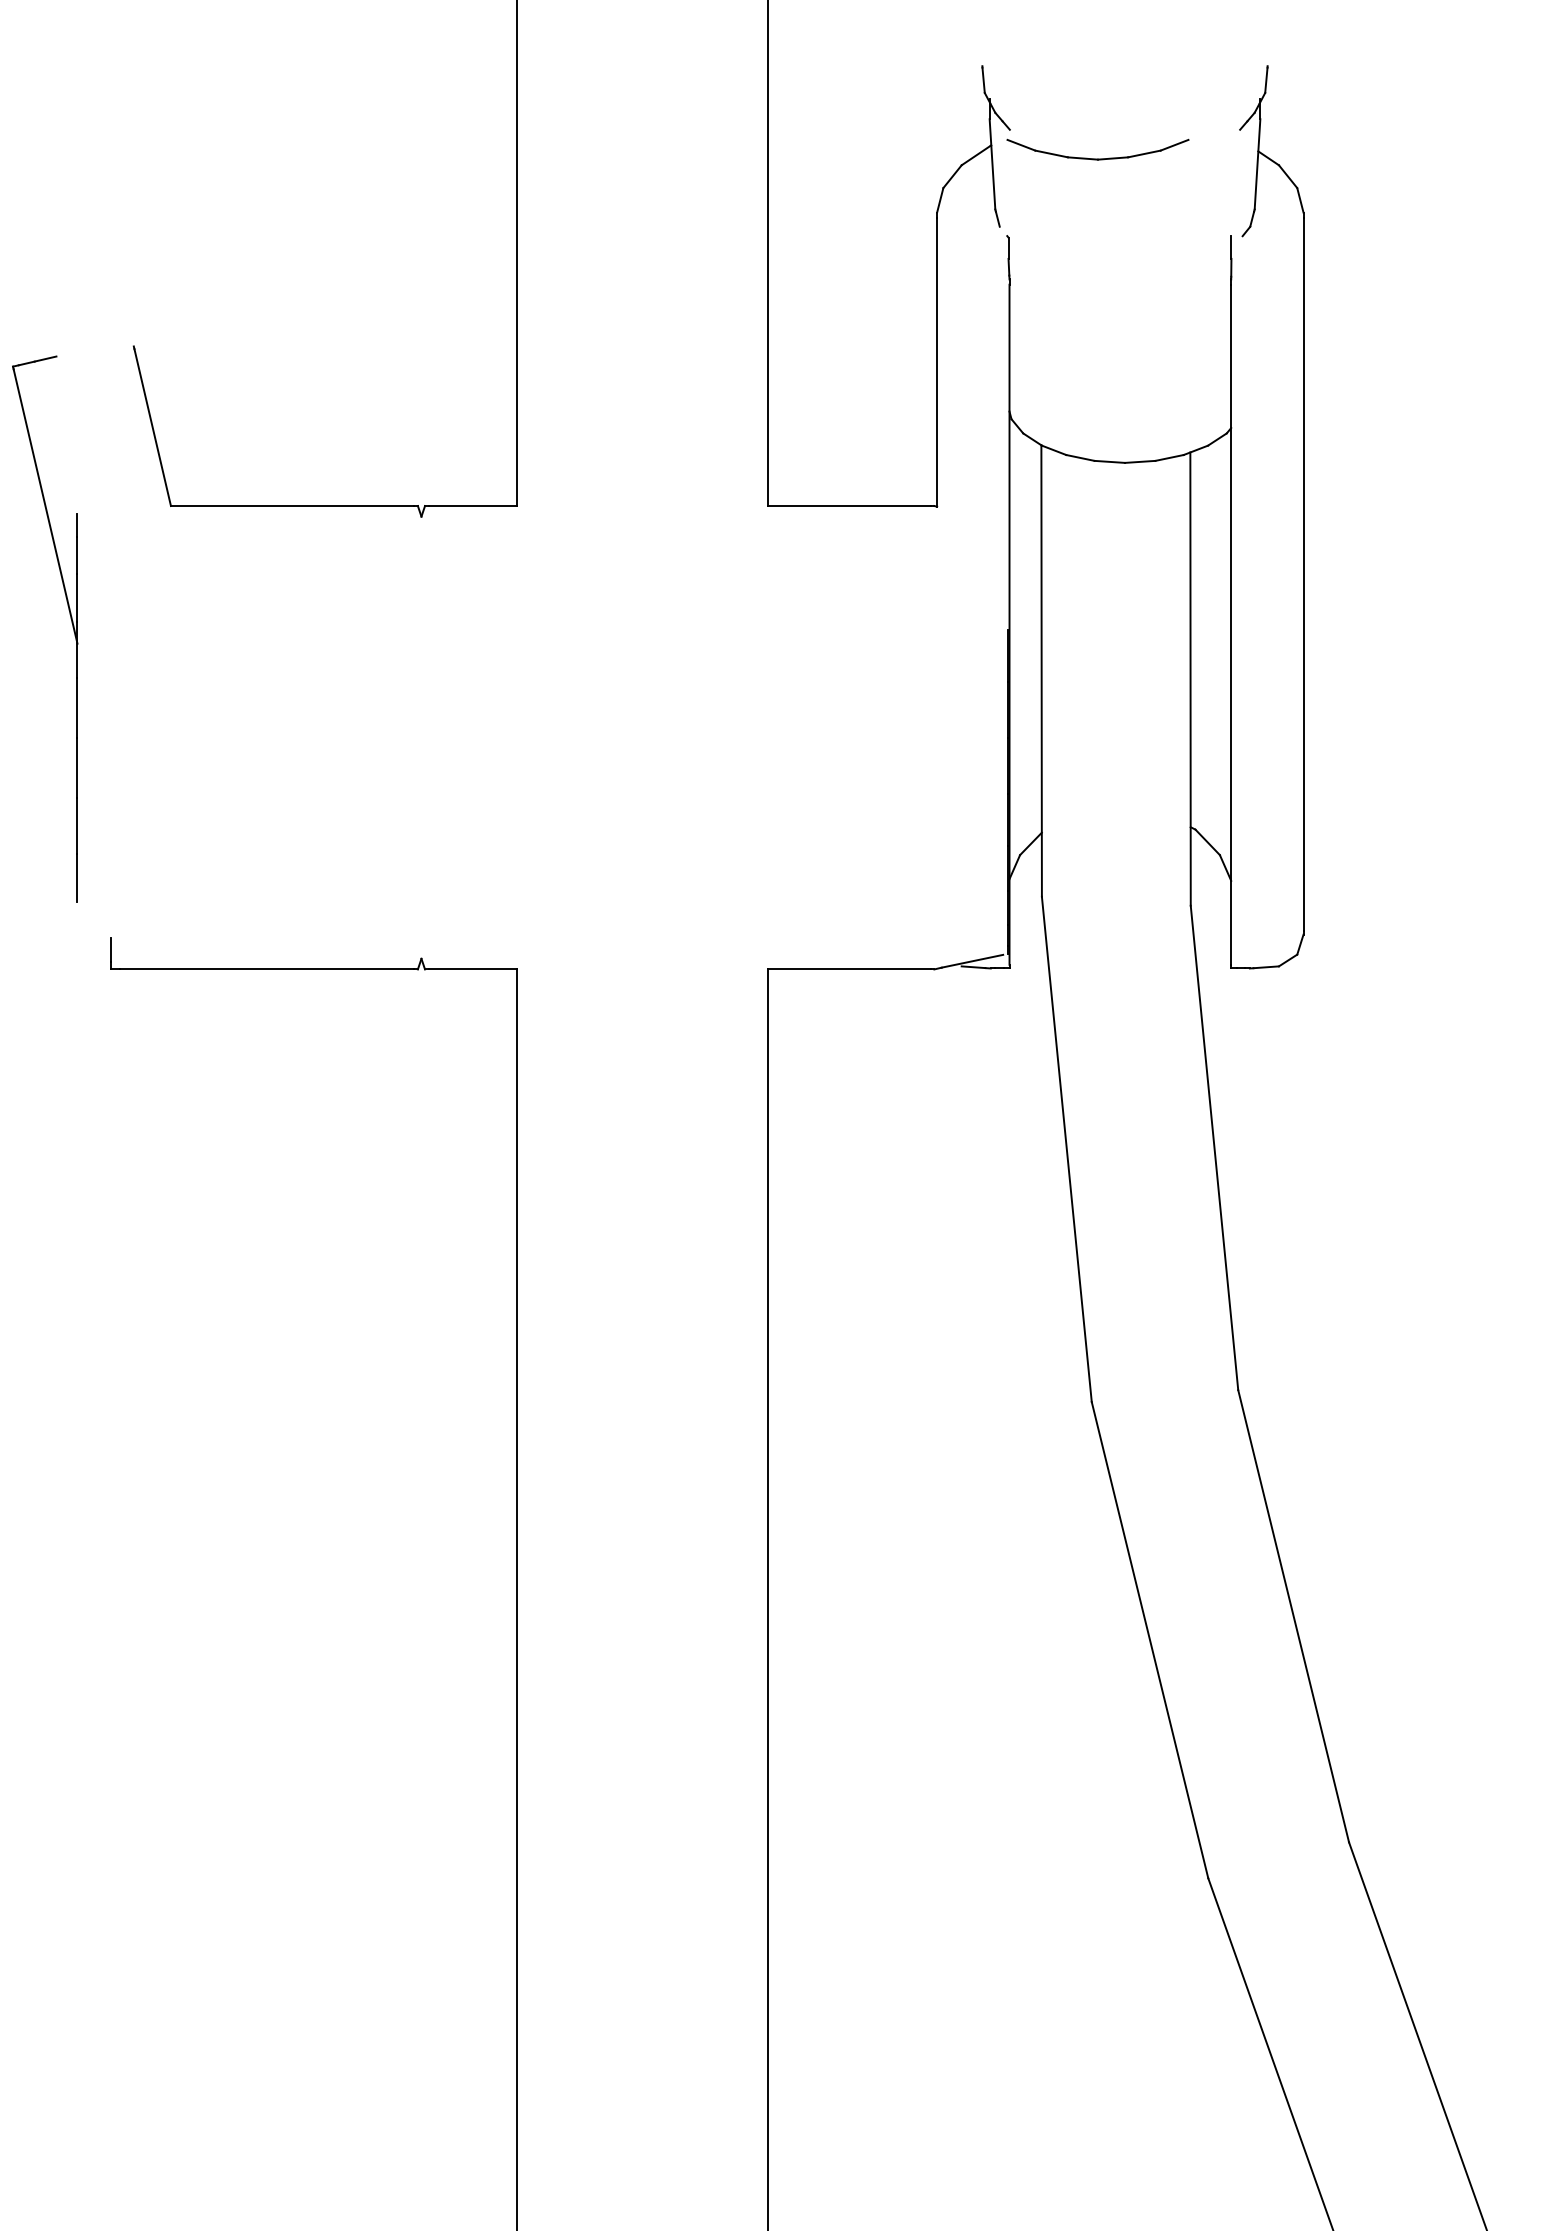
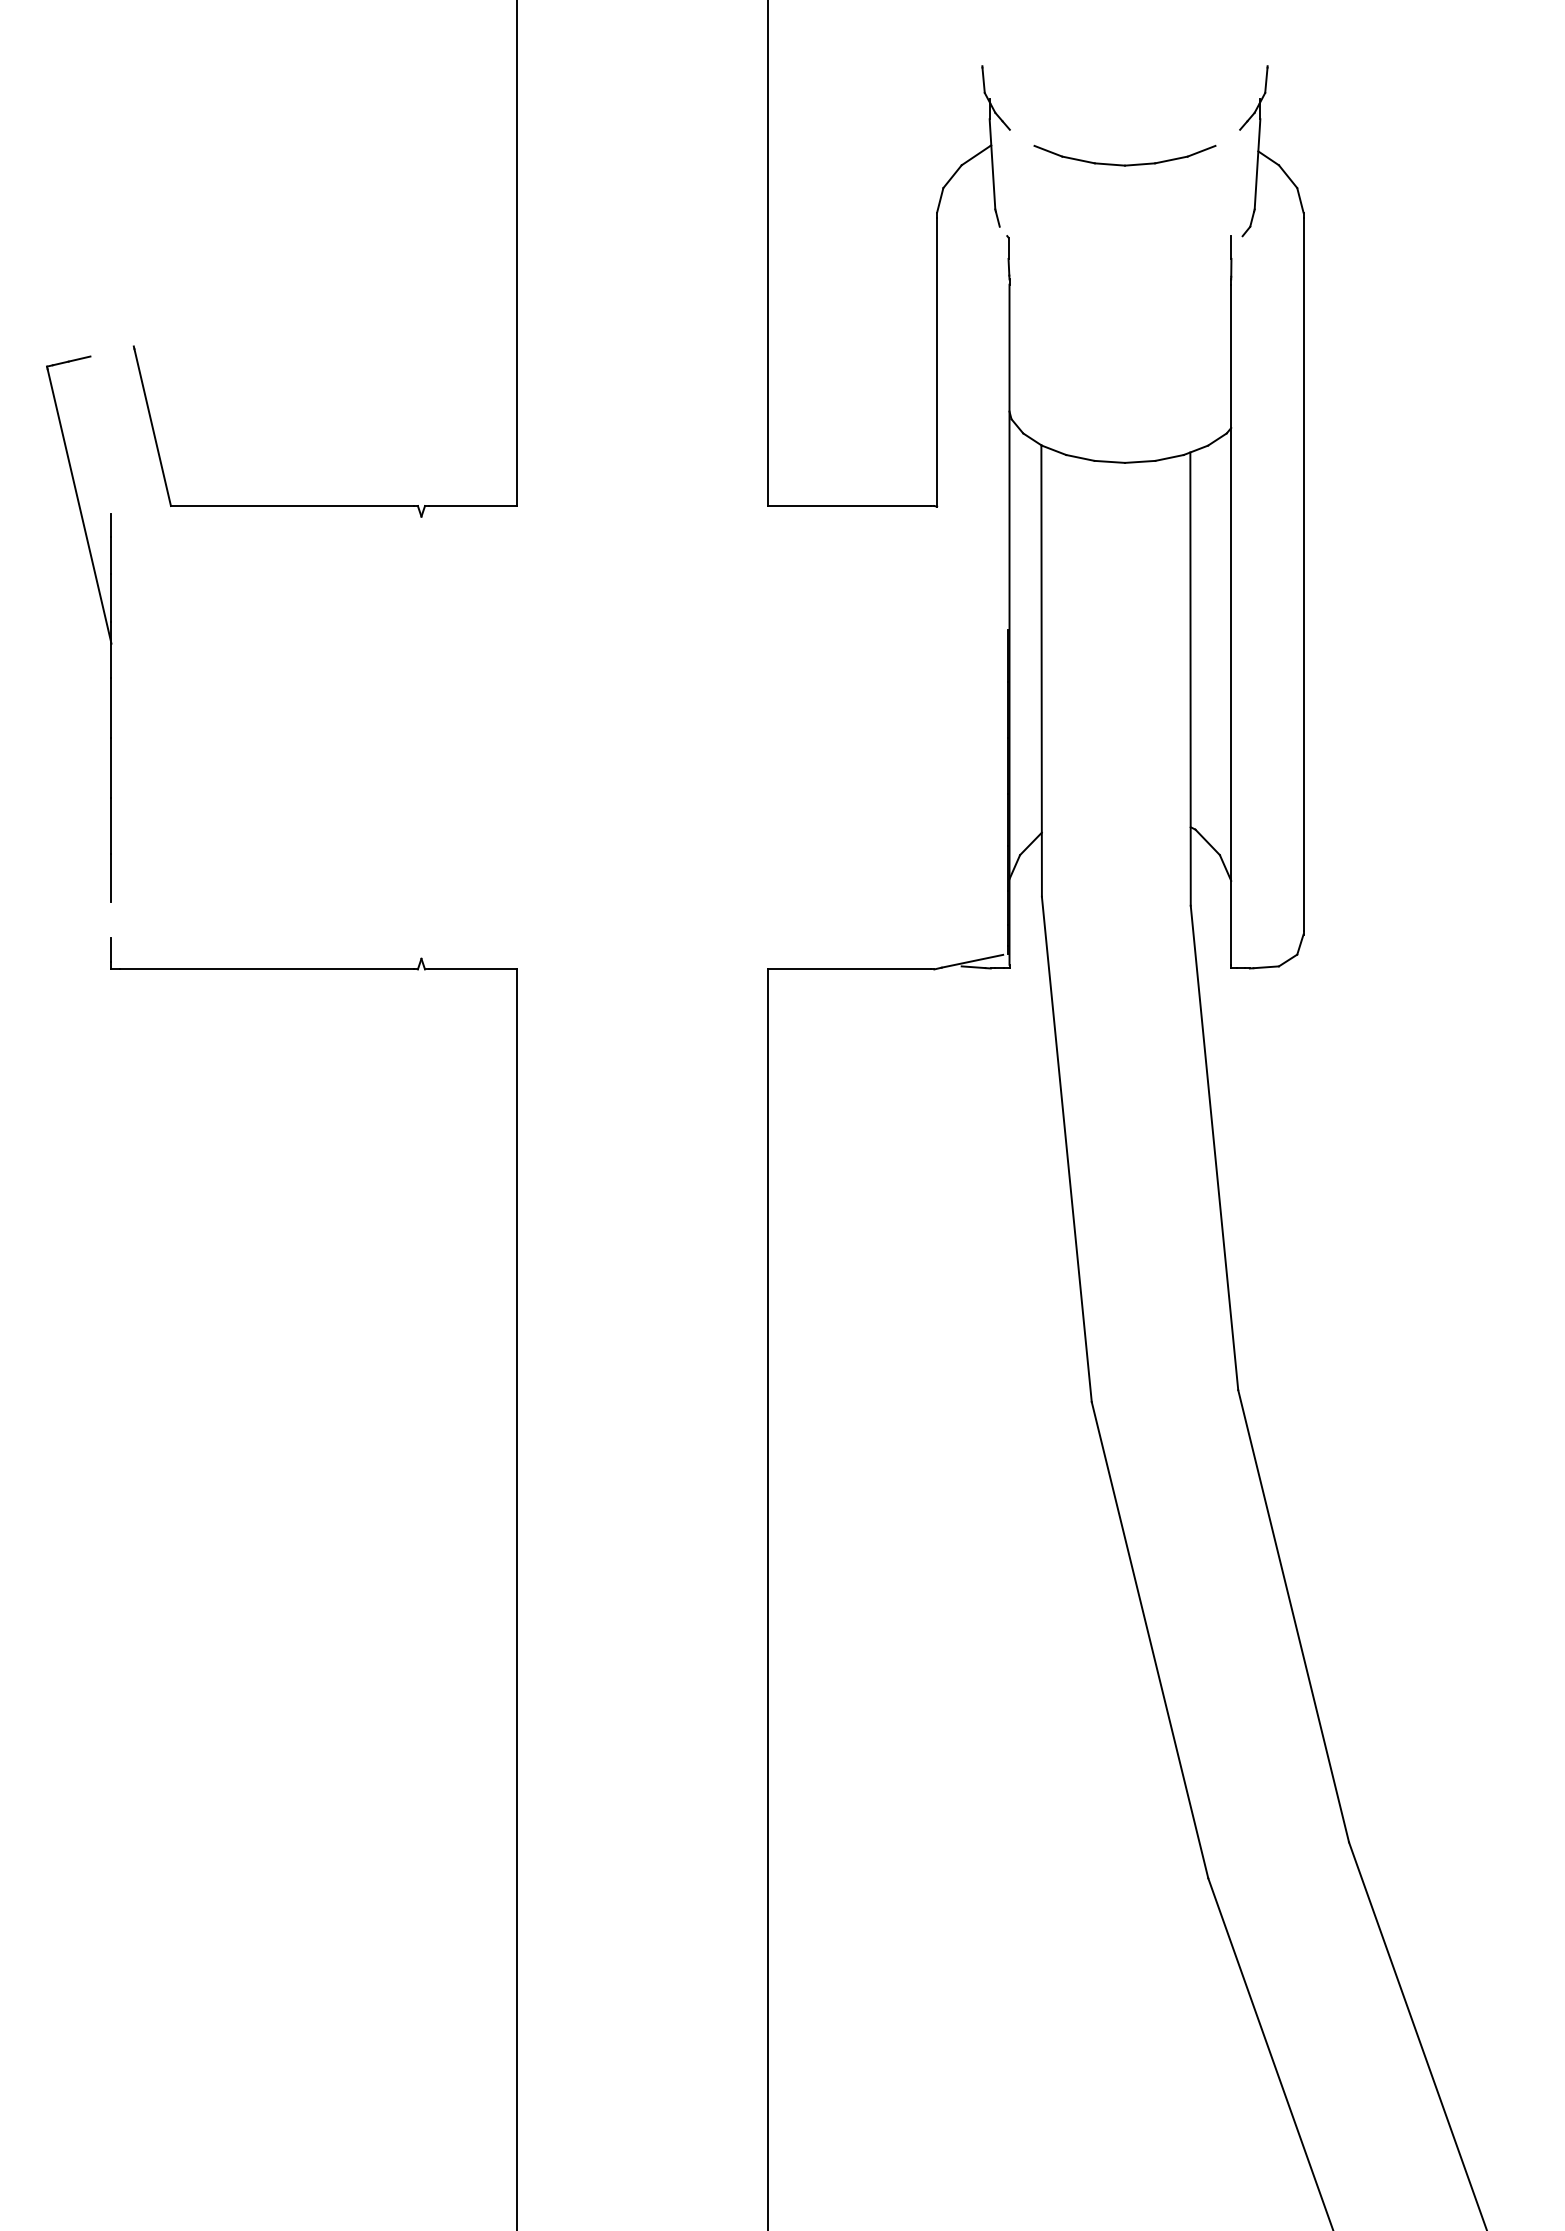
part position: (1097, 158) -> (1124, 164) (1124, 164)
part position: (71, 623) -> (105, 623) (105, 623)
